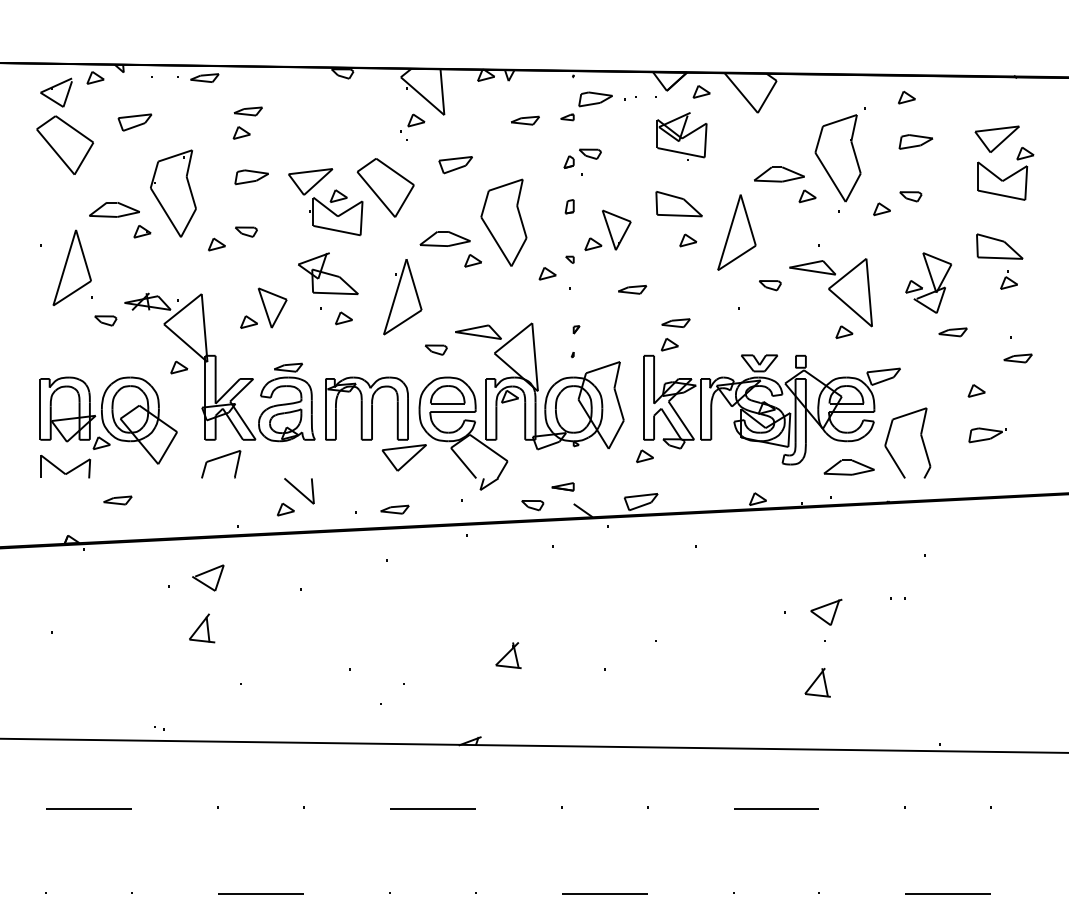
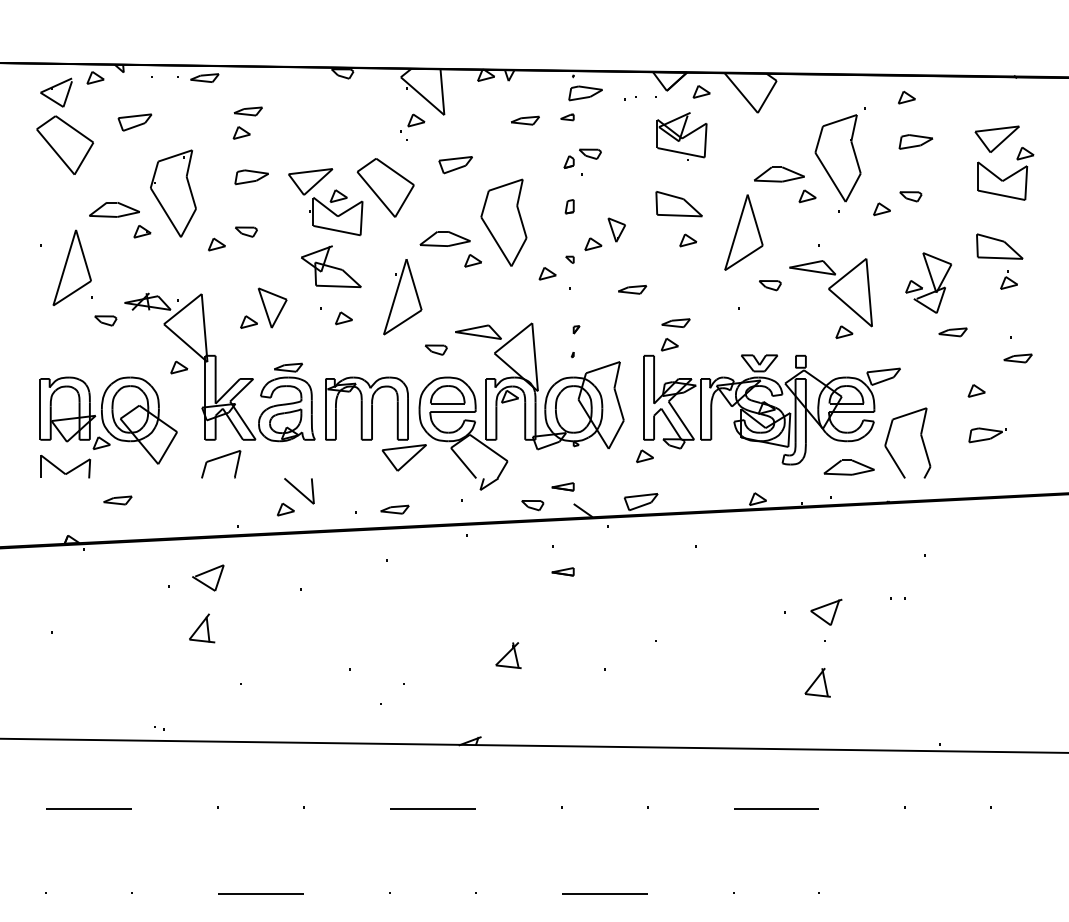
part position: (595, 99) -> (585, 93) (585, 93)
part size: 30x42 px -> 19x26 px (616, 229)
part position: (736, 232) -> (743, 232) (743, 232)
part position: (328, 273) -> (331, 266) (331, 266)
part: none -> present (562, 571)
line: present -> none (947, 893)
